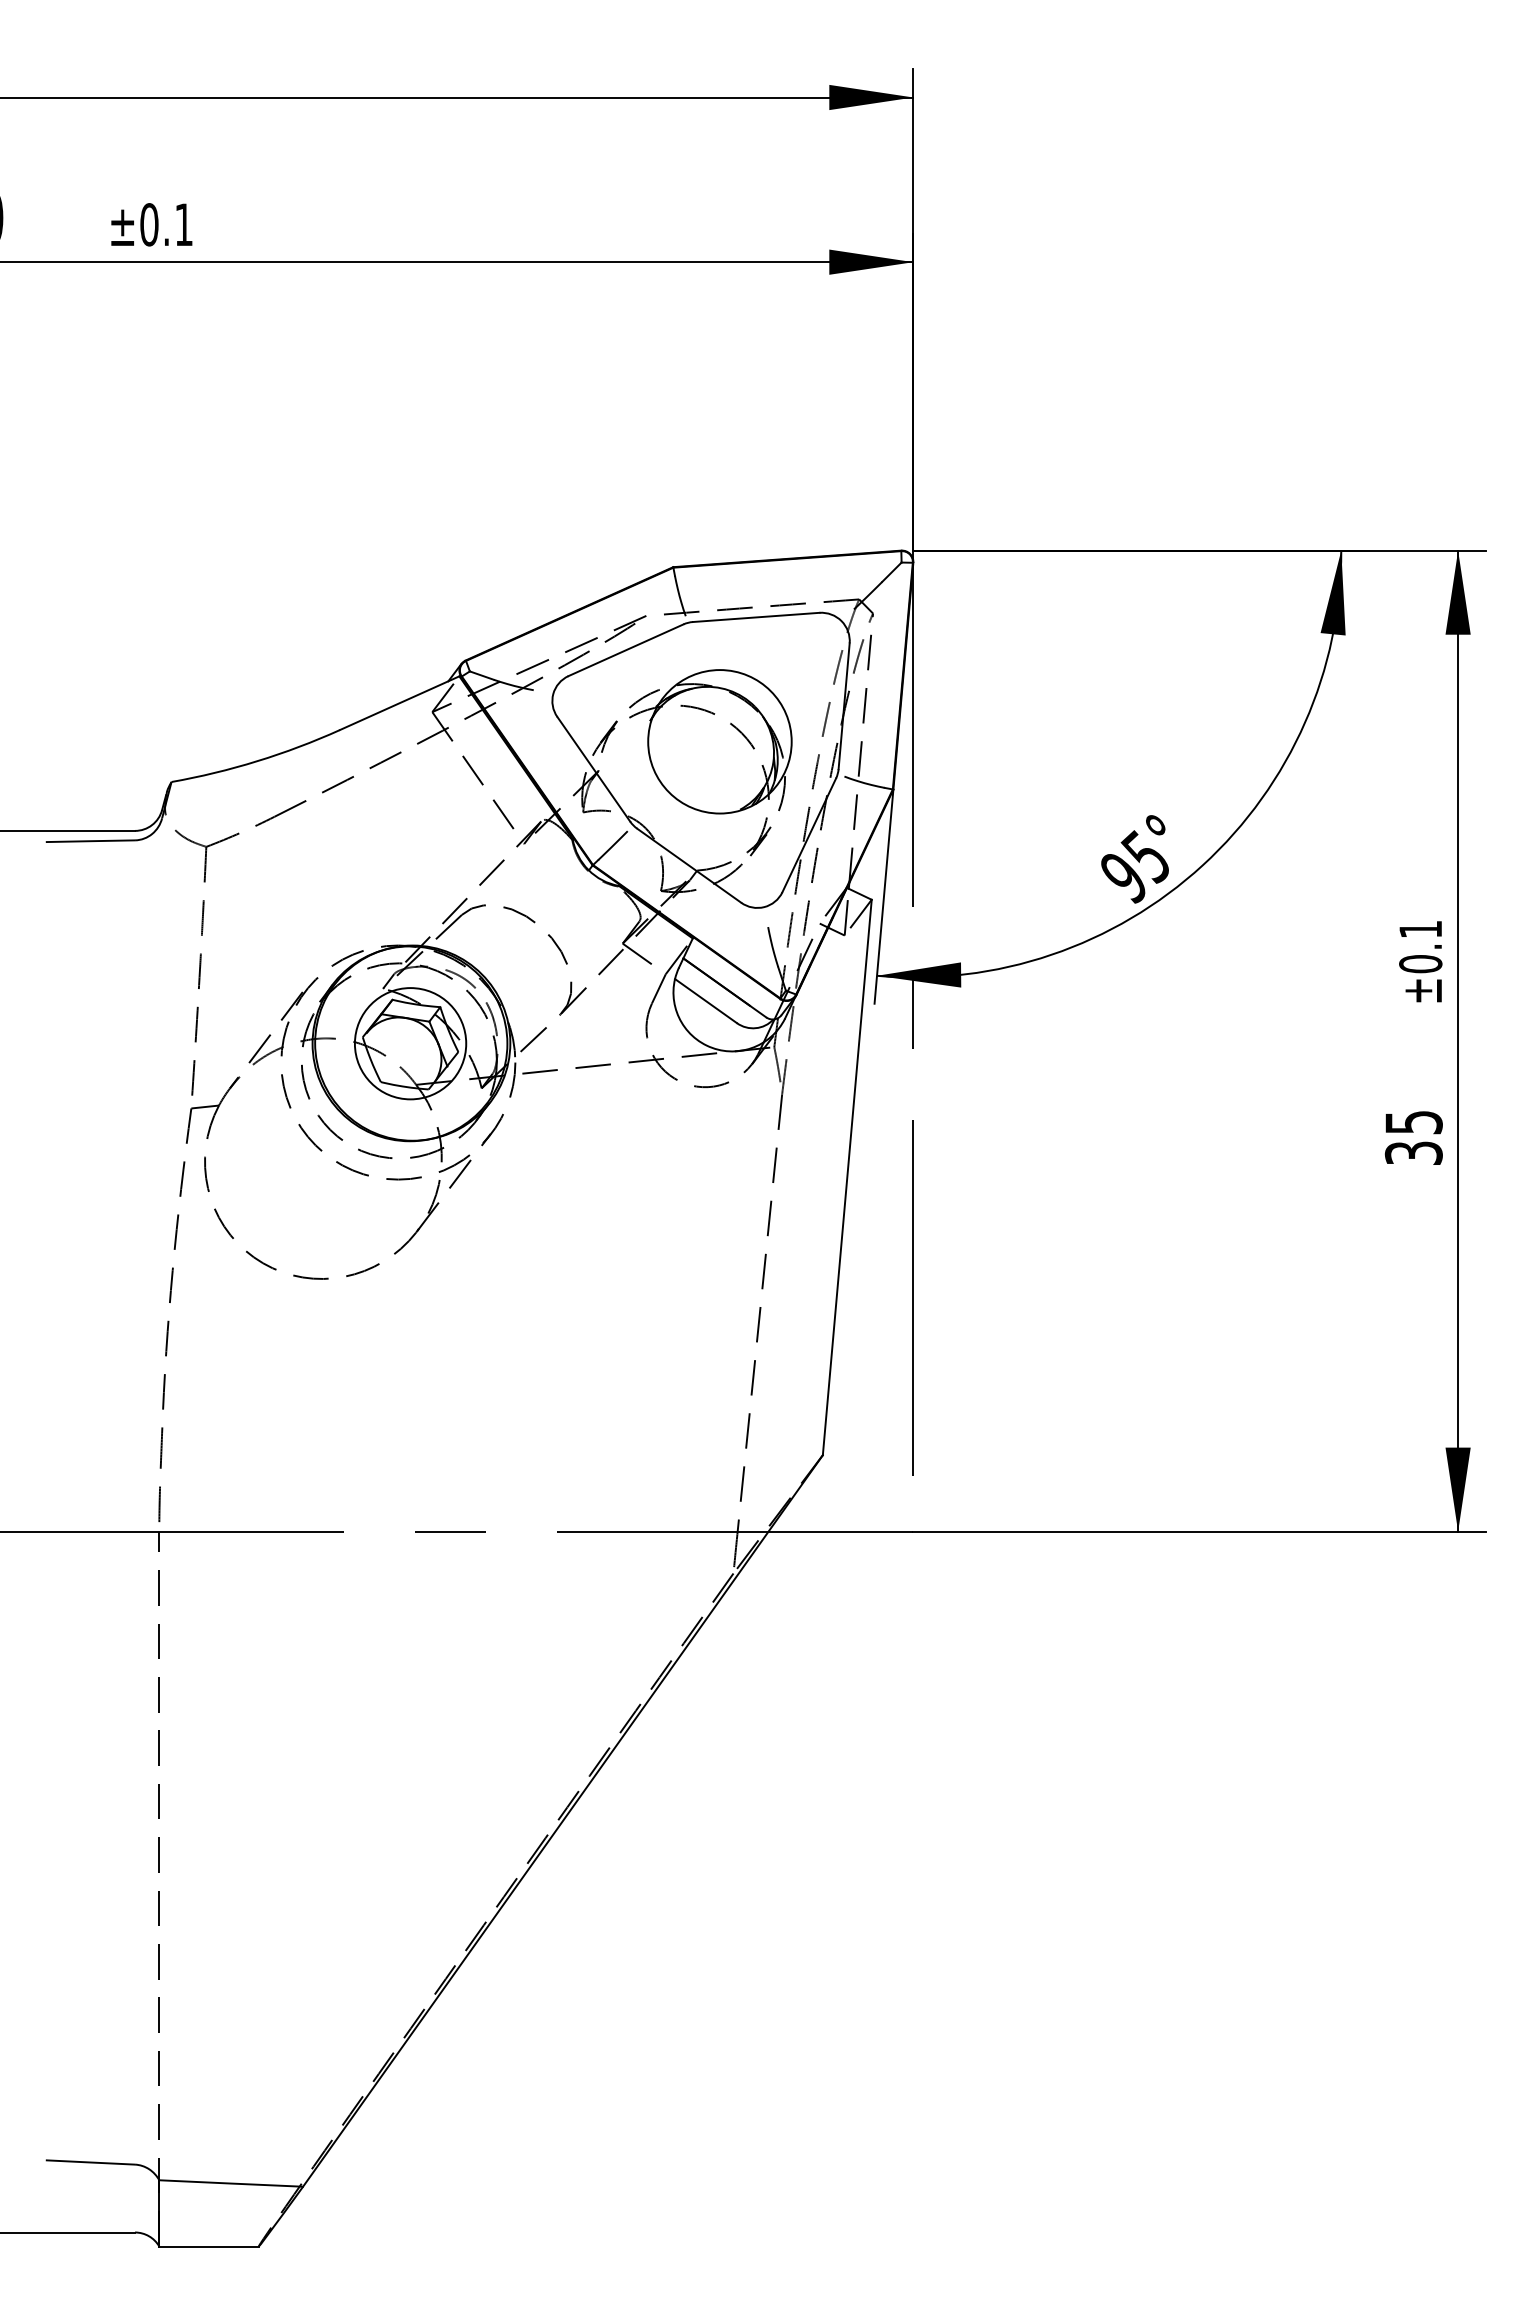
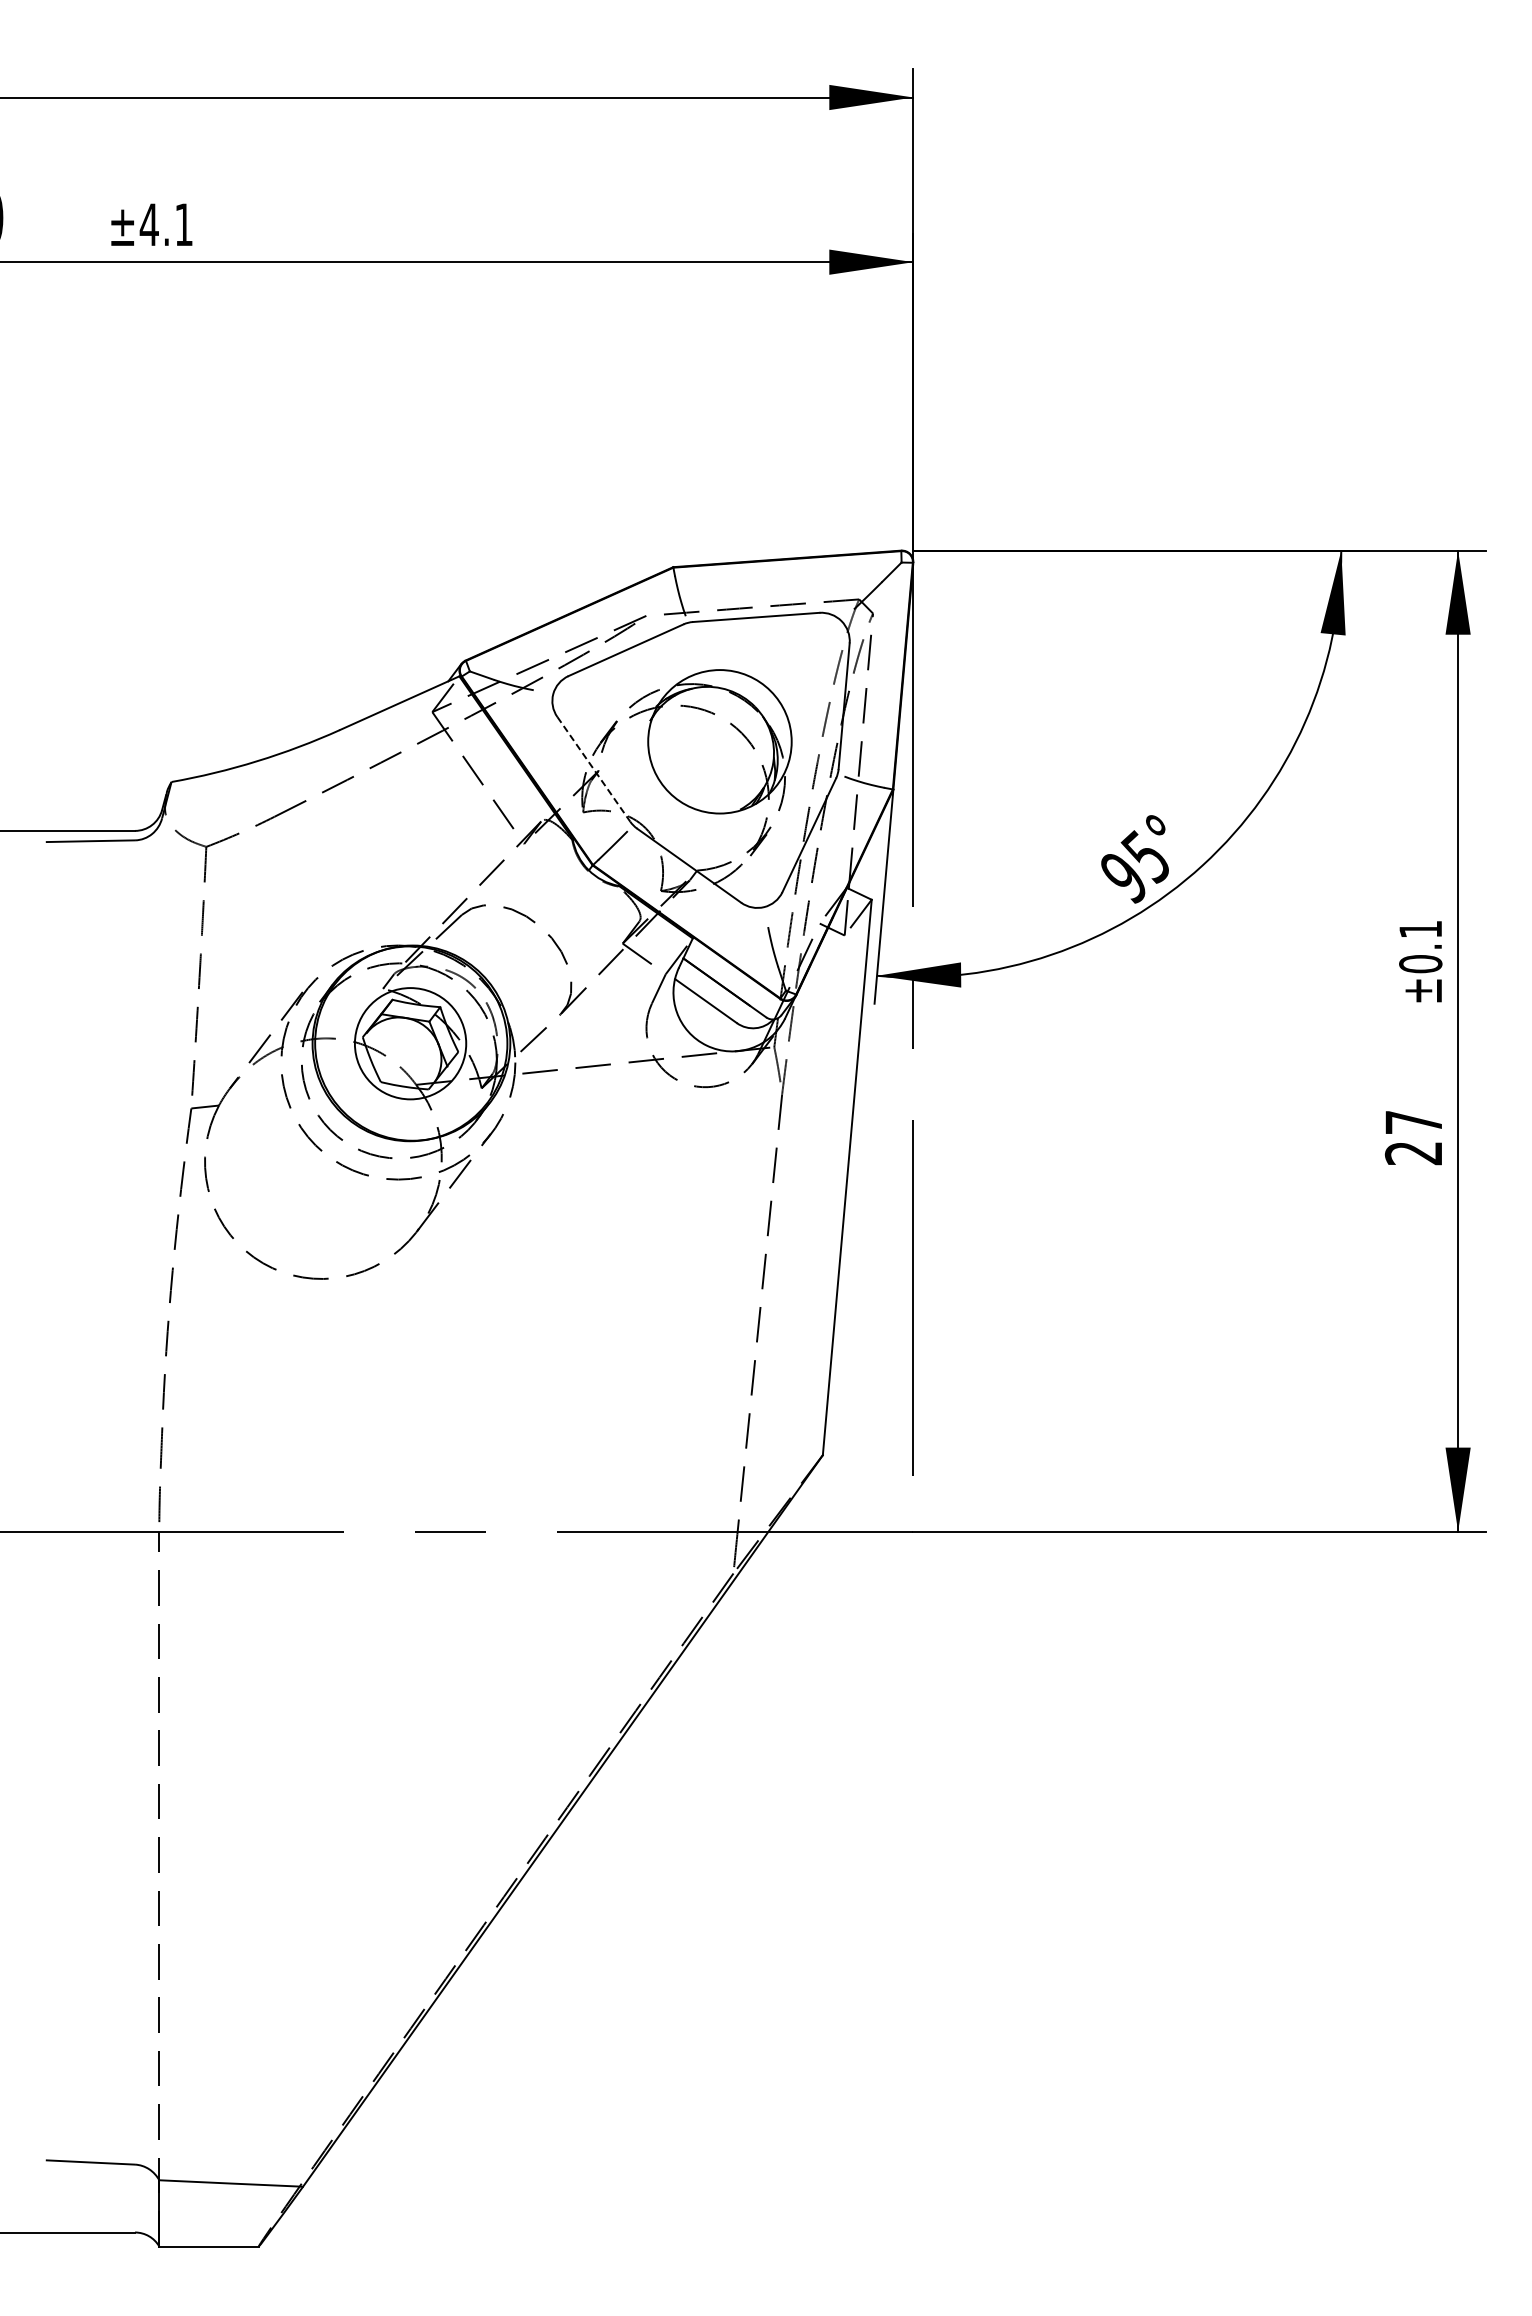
text: ±0.1 -> ±4.1 (148, 224)
line: solid -> dashed (593, 769)
text: 35 -> 27 (1413, 1138)
